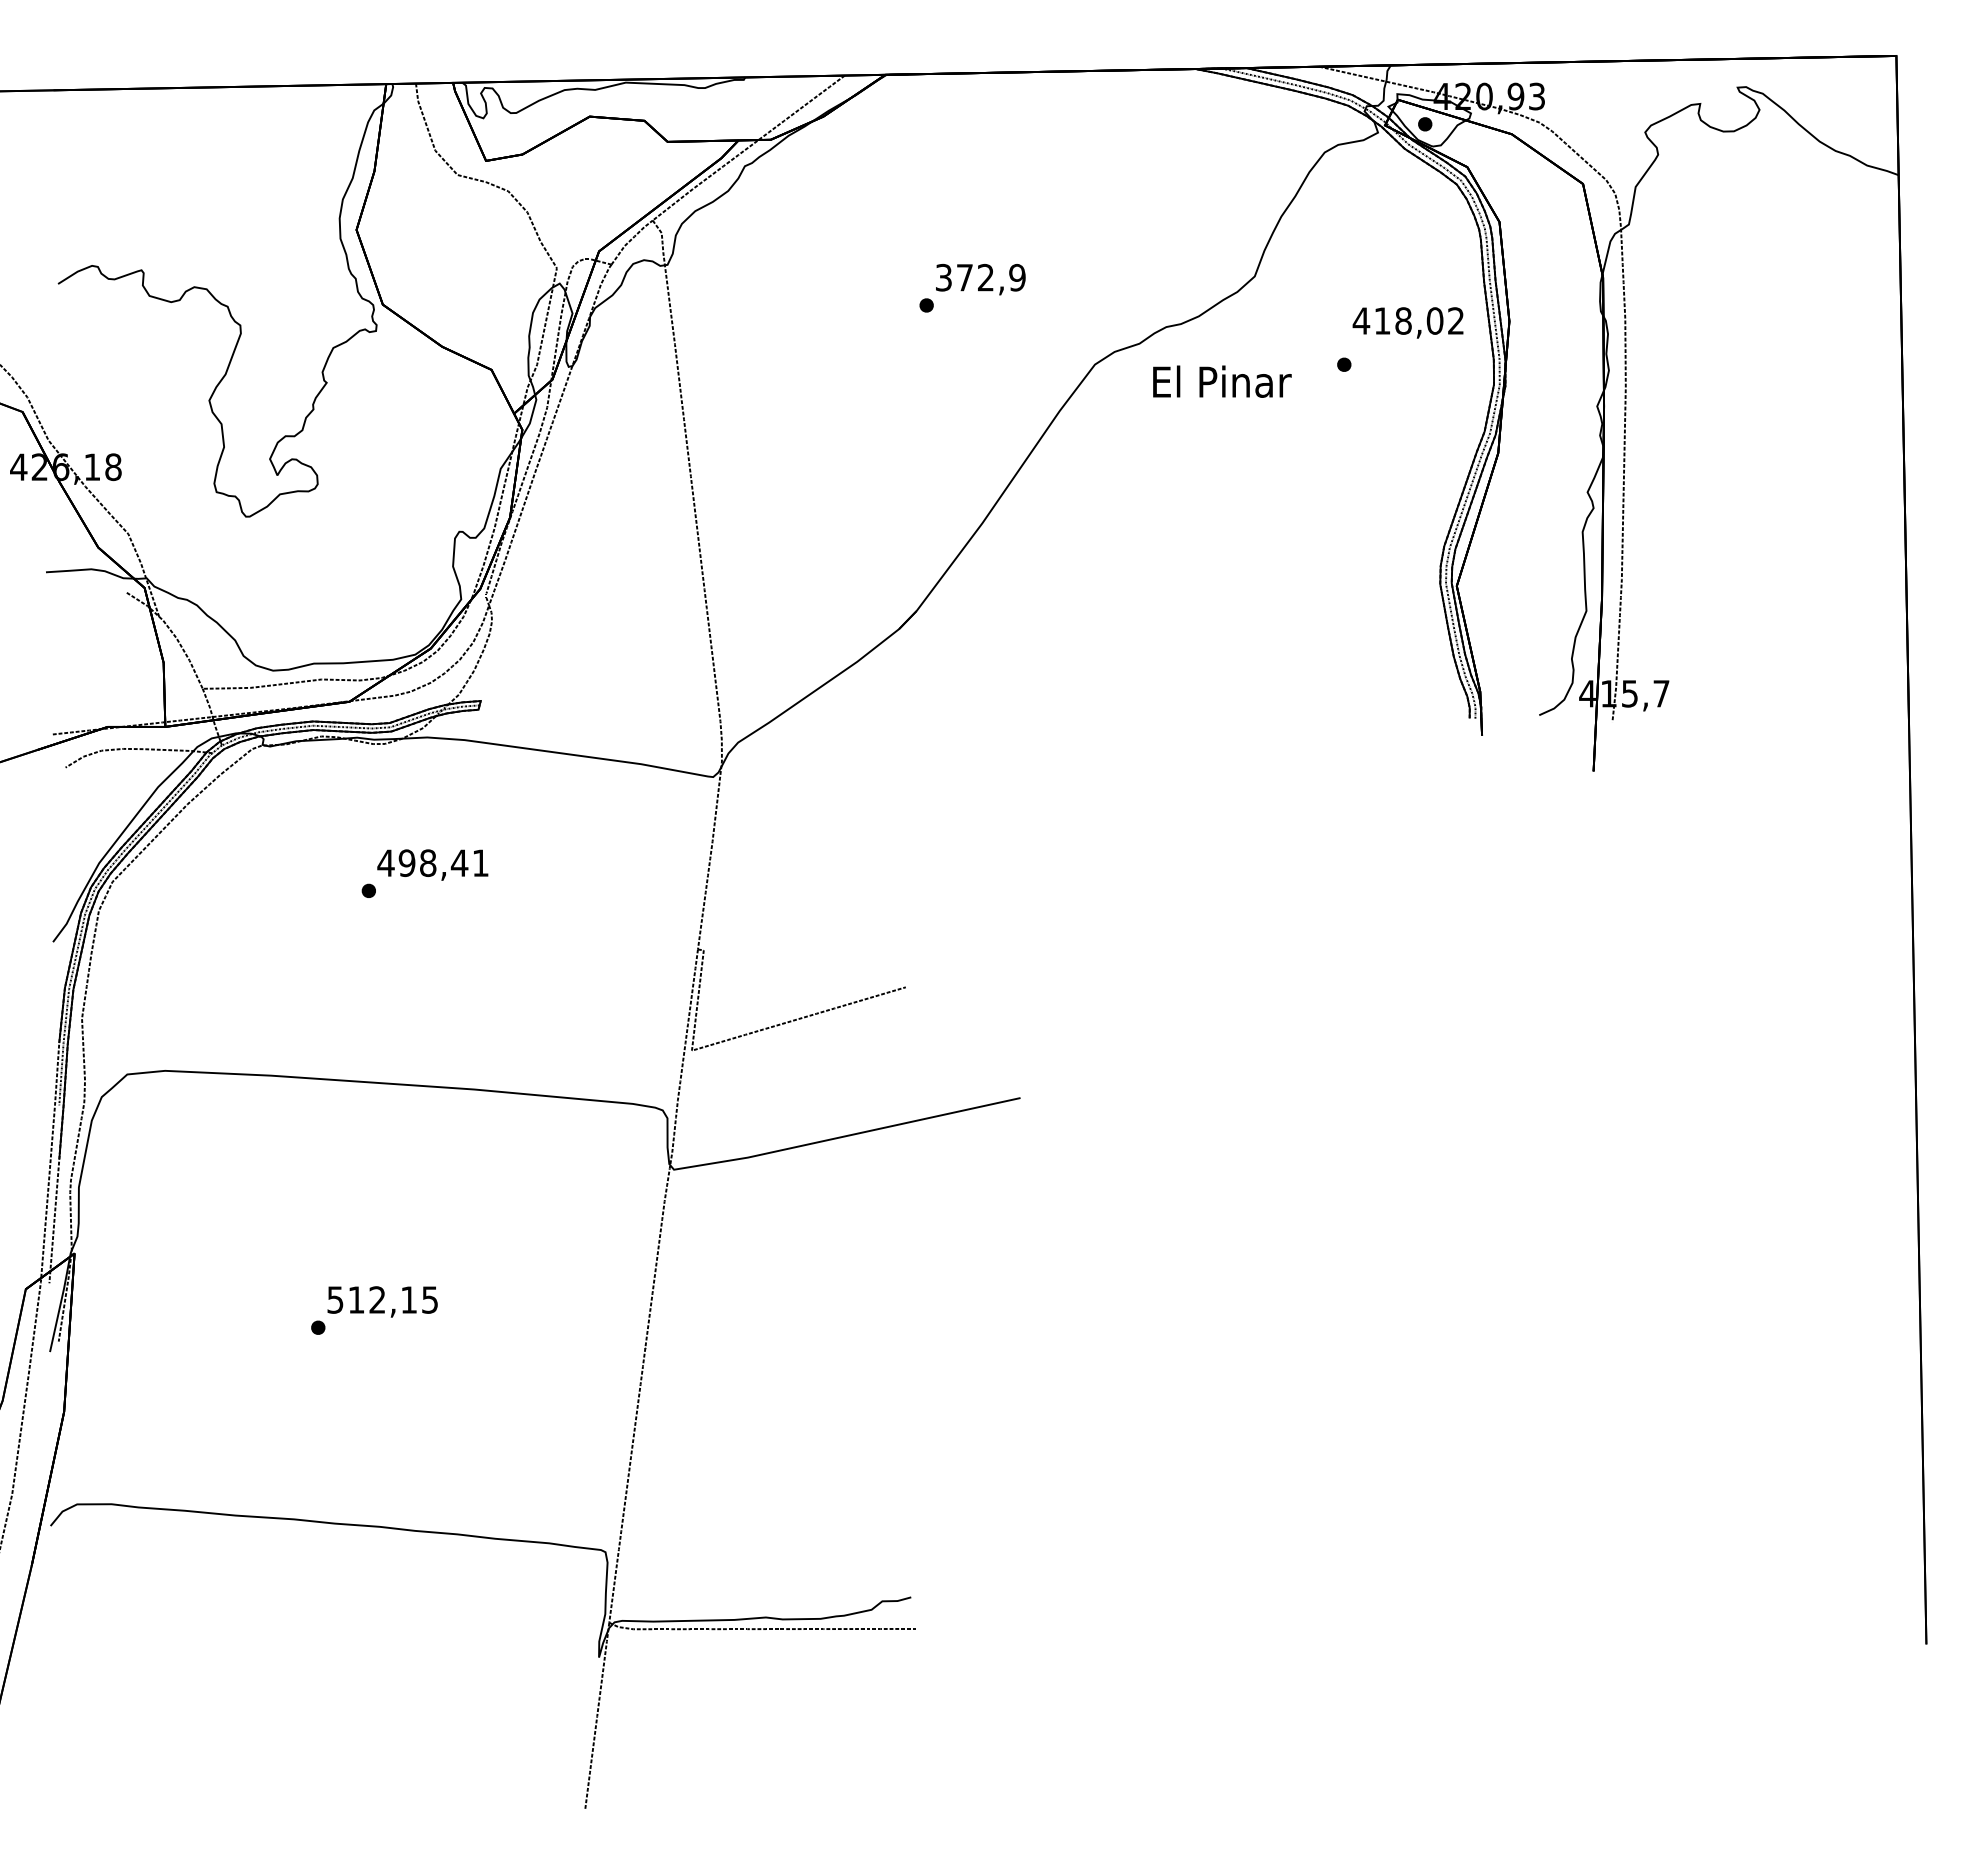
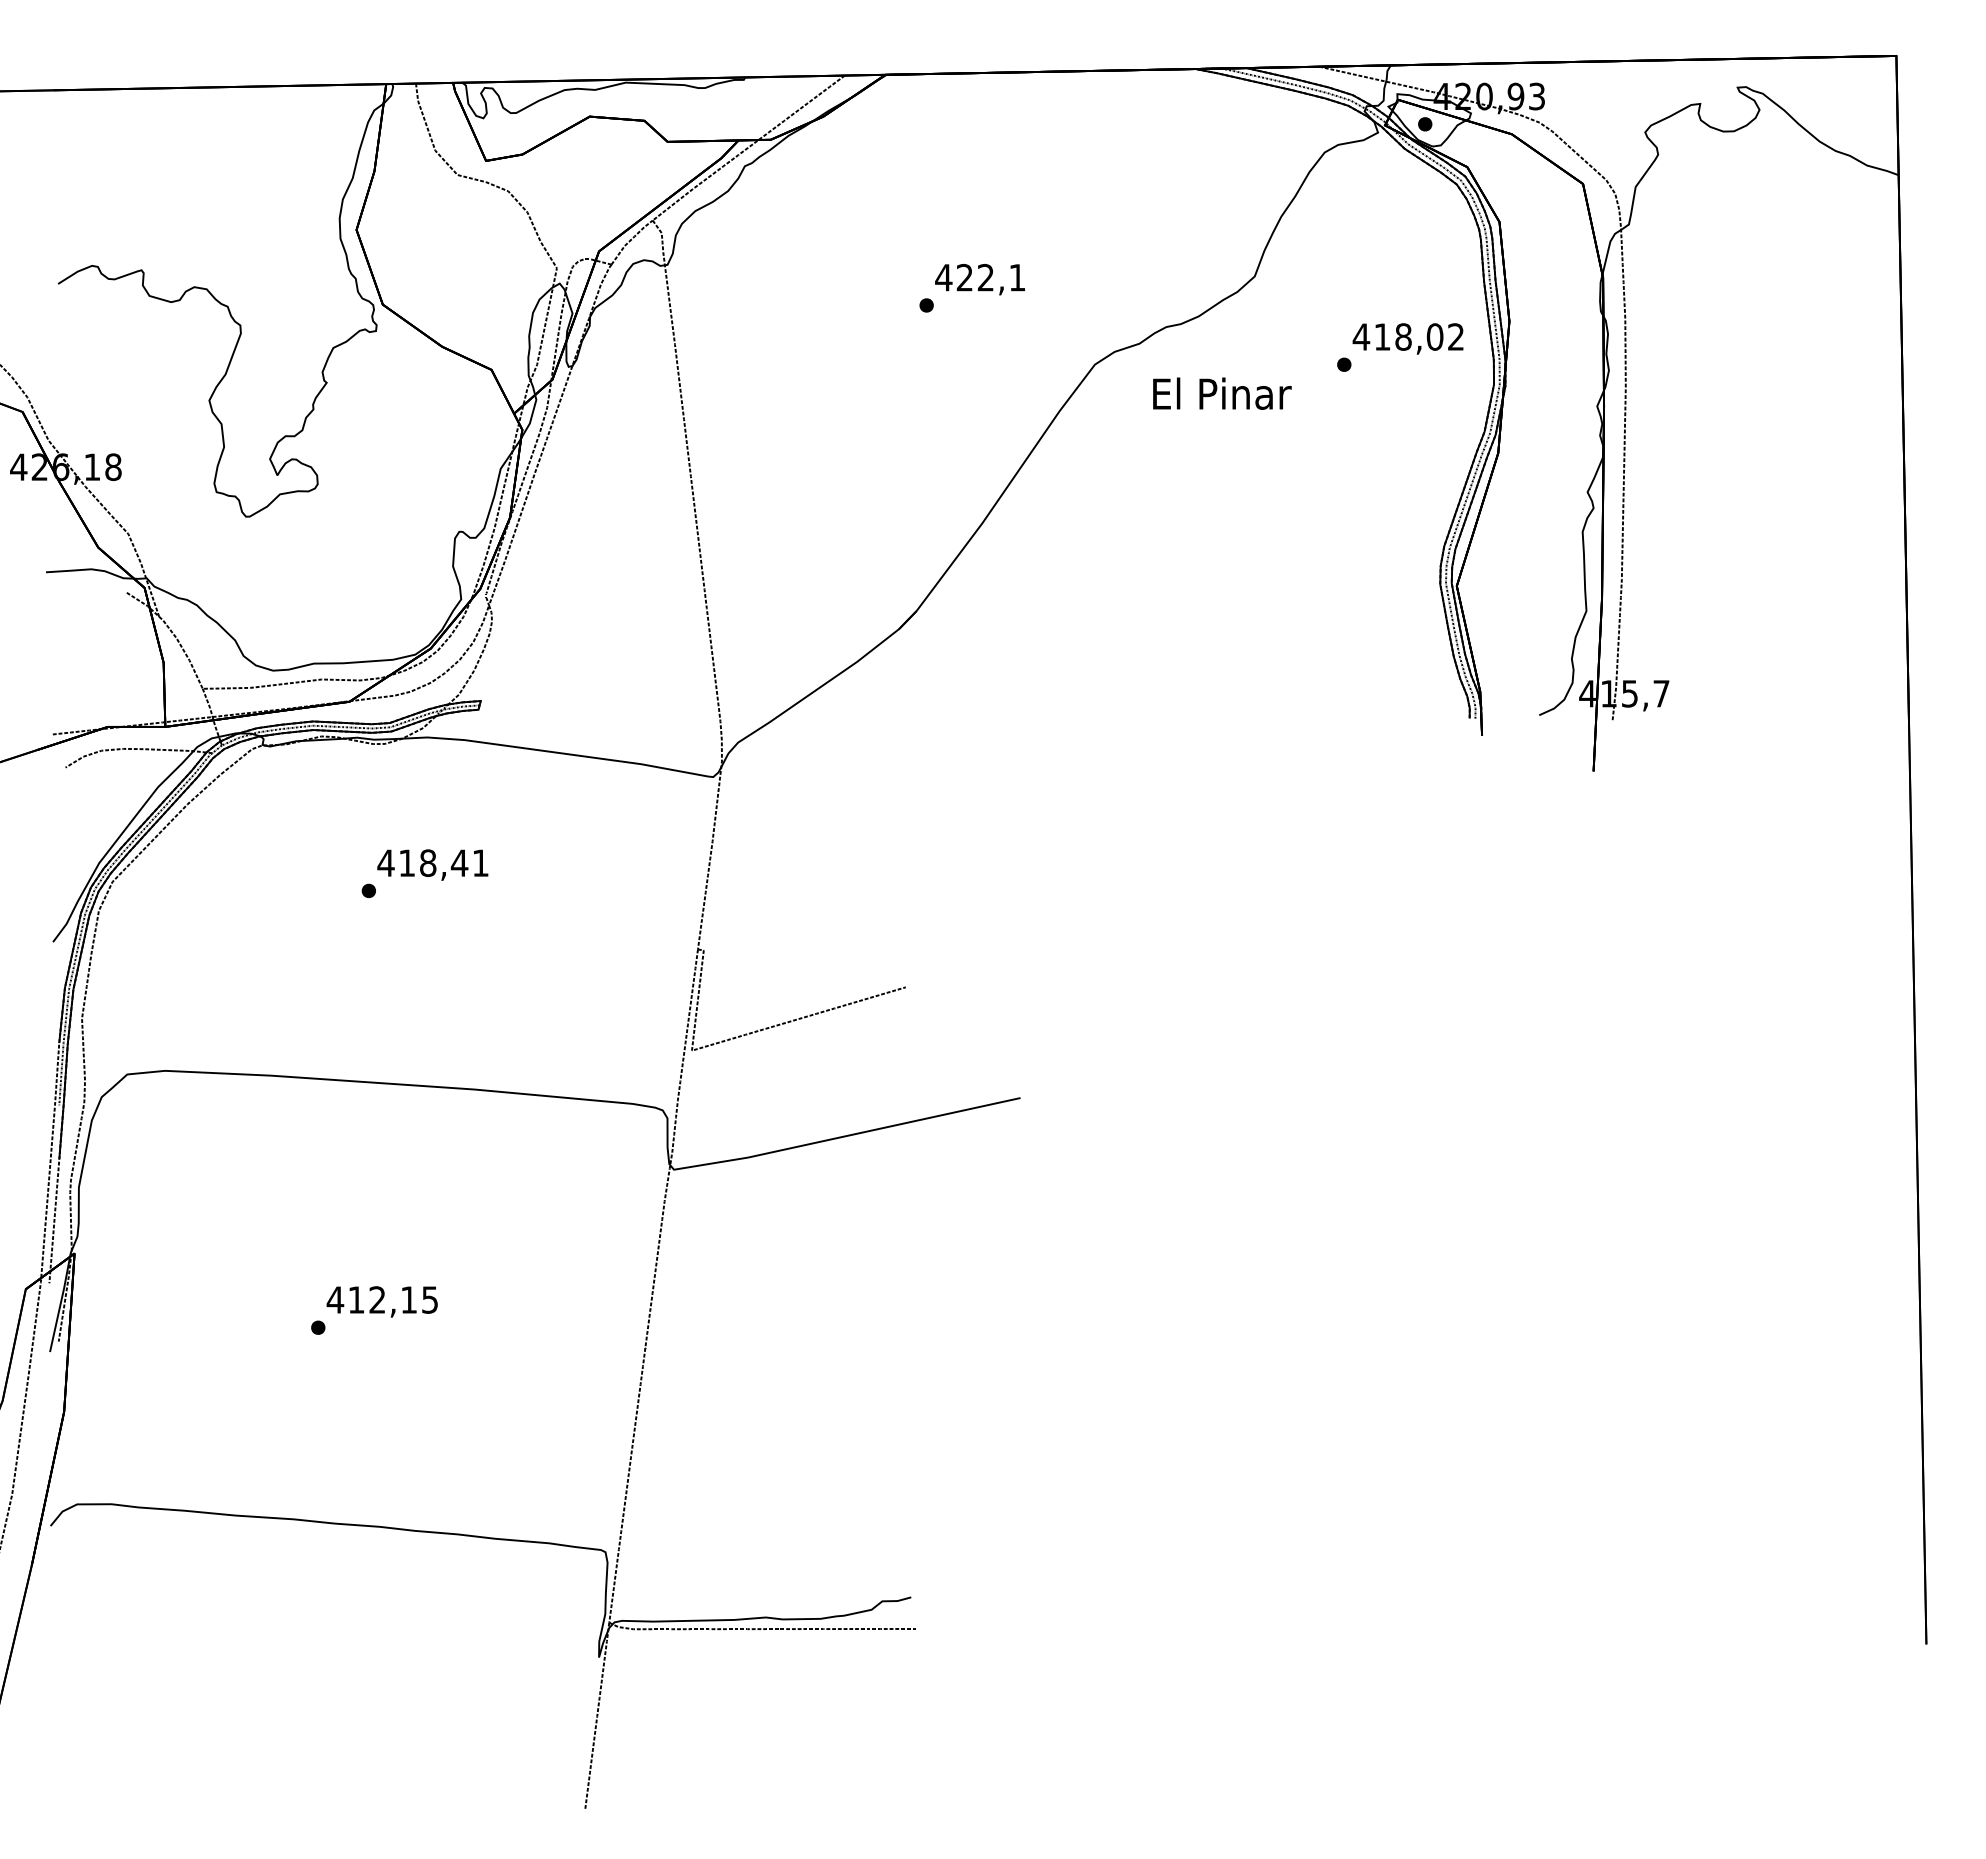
text: 372,9 -> 422,1 (980, 277)
text position: (1407, 322) -> (1407, 338) (1407, 338)
text position: (1222, 381) -> (1222, 393) (1222, 393)
text: 498,41 -> 418,41 (406, 863)
text: 512,15 -> 412,15 (335, 1299)
